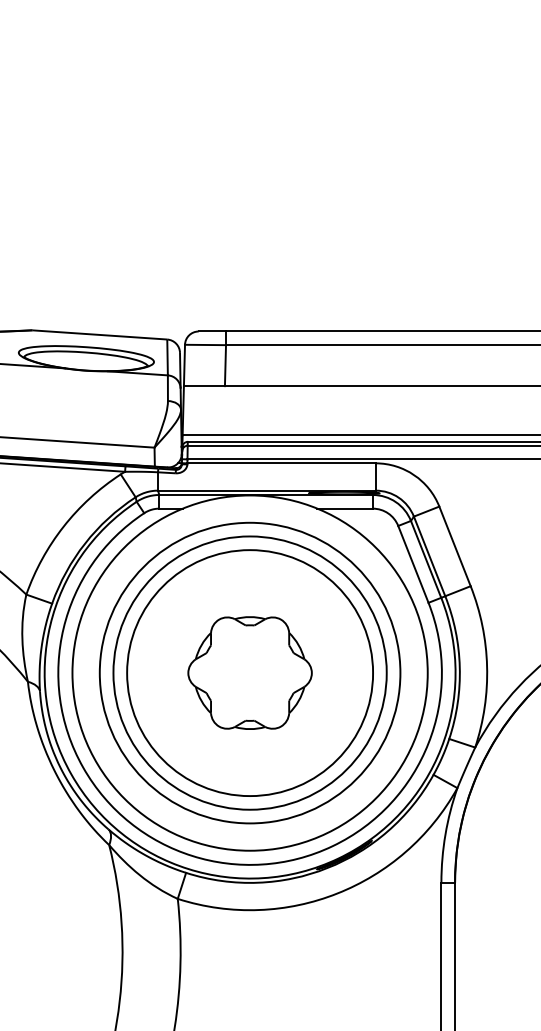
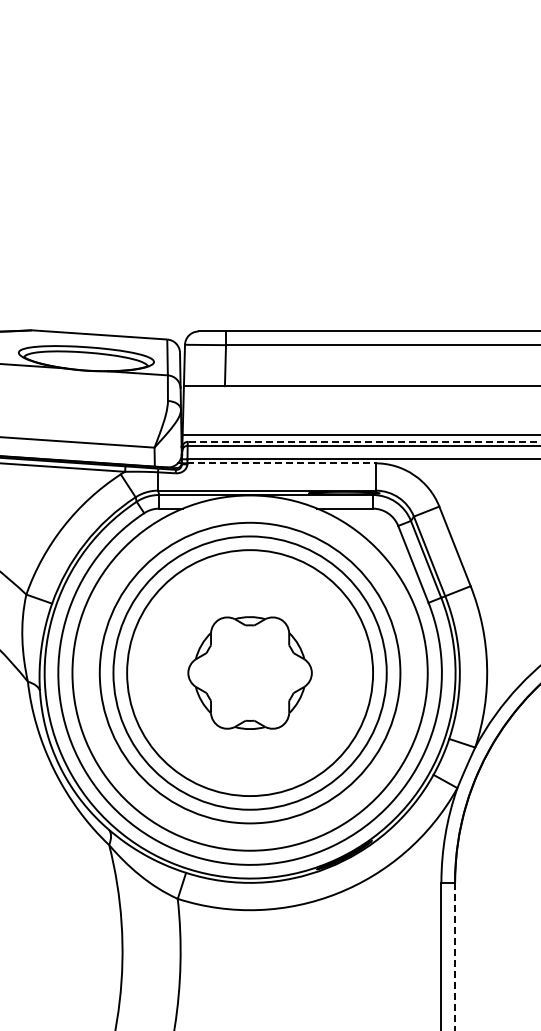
line: solid -> dashed (363, 441)
line: solid -> dashed (282, 463)
line: solid -> dashed (455, 956)
